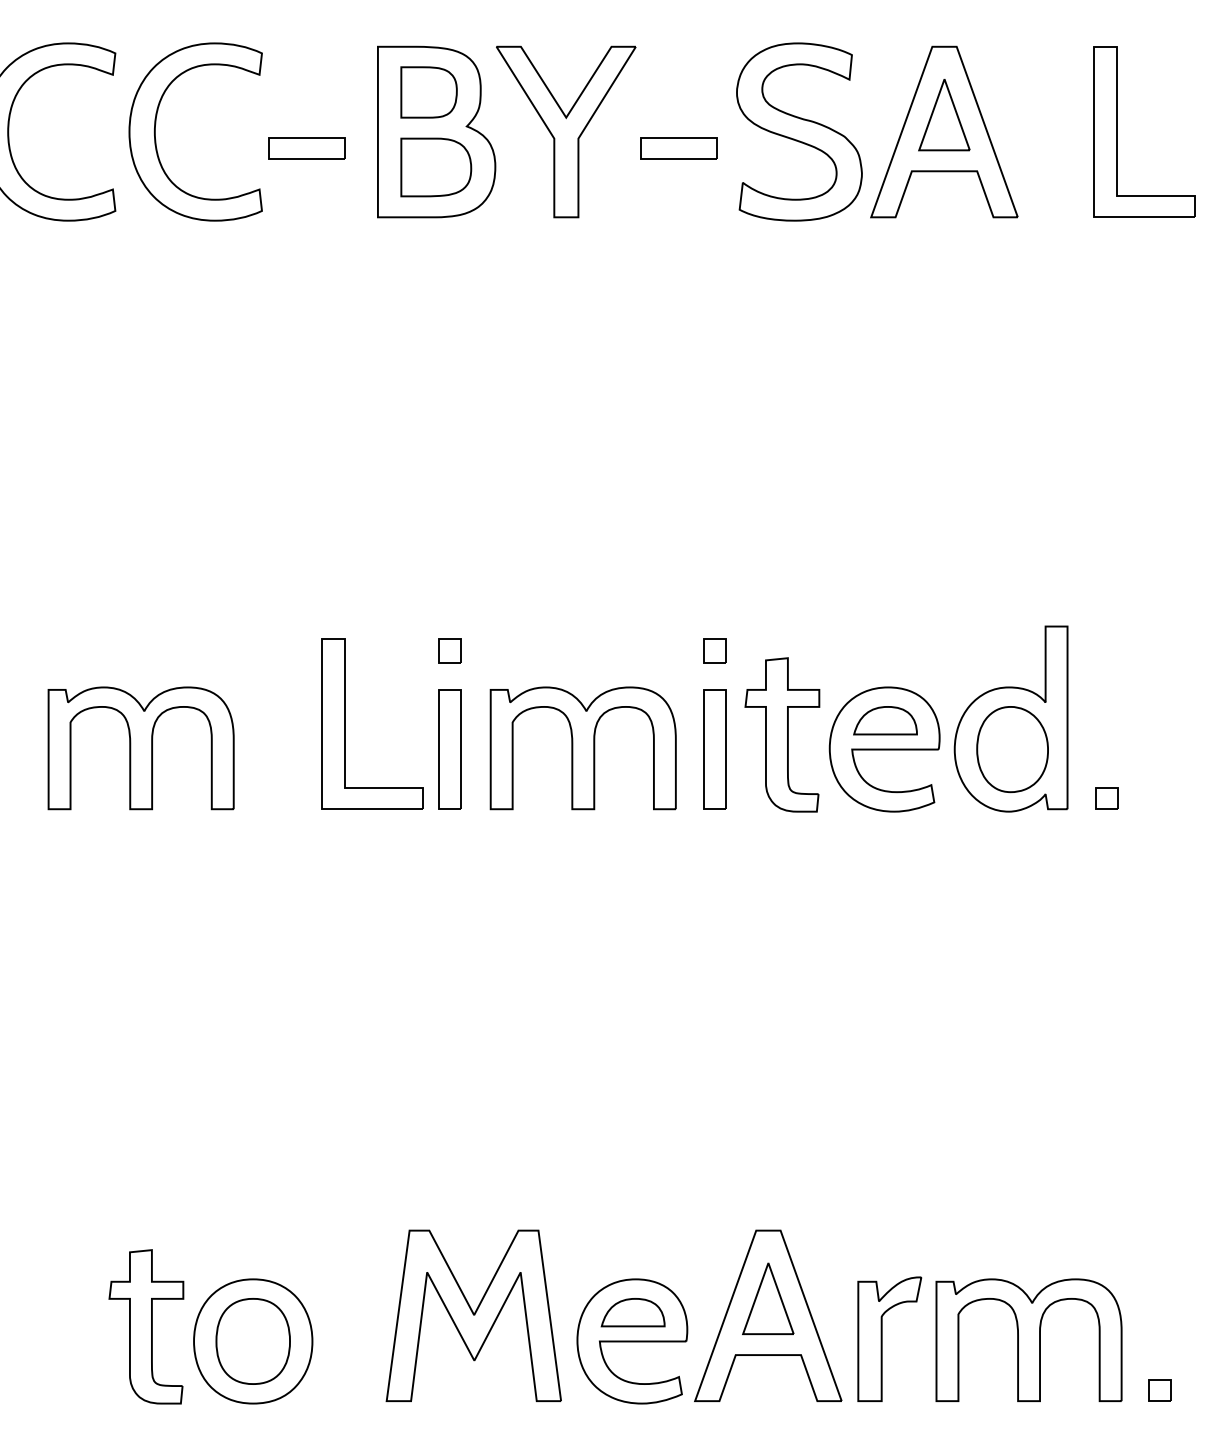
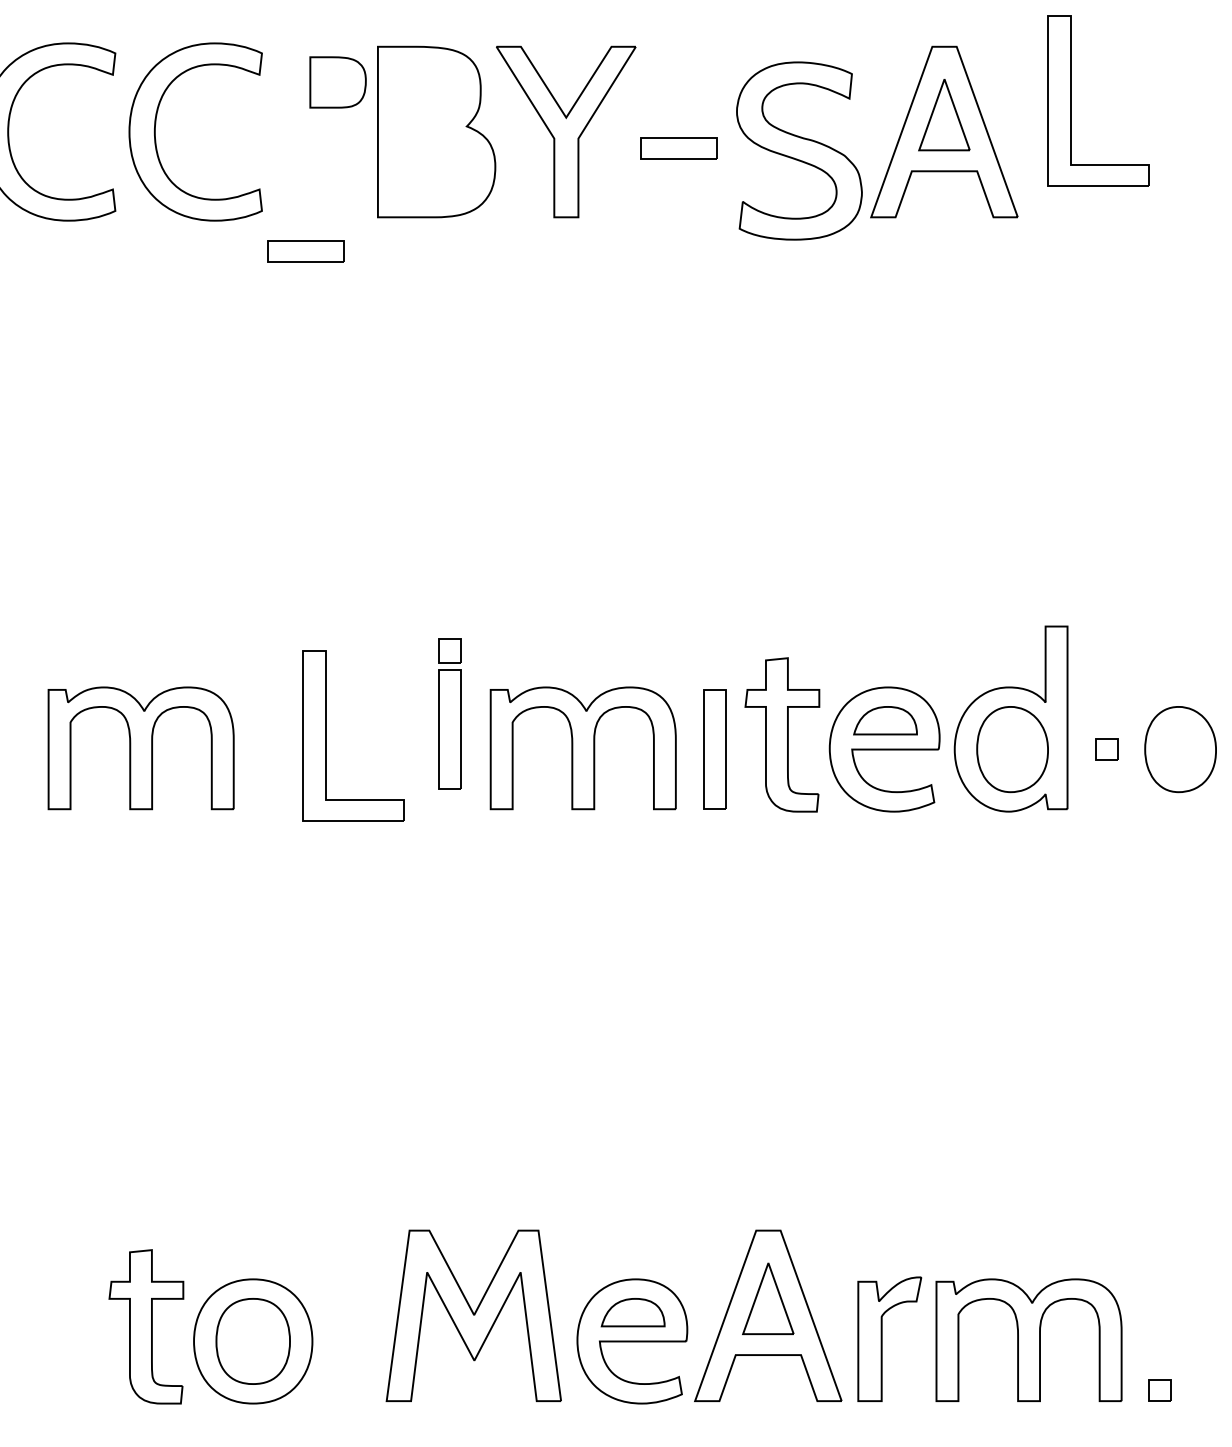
part position: (428, 92) -> (337, 82) (337, 82)
part position: (799, 131) -> (799, 150) (799, 150)
part position: (1117, 131) -> (1071, 100) (1071, 100)
part position: (306, 148) -> (305, 251) (305, 251)
part: present -> none (436, 167)
part: present -> none (714, 650)
part position: (345, 723) -> (326, 735) (326, 735)
part position: (449, 749) -> (449, 729) (449, 729)
part: none -> present (1180, 749)
part position: (1106, 798) -> (1106, 749) (1106, 749)
